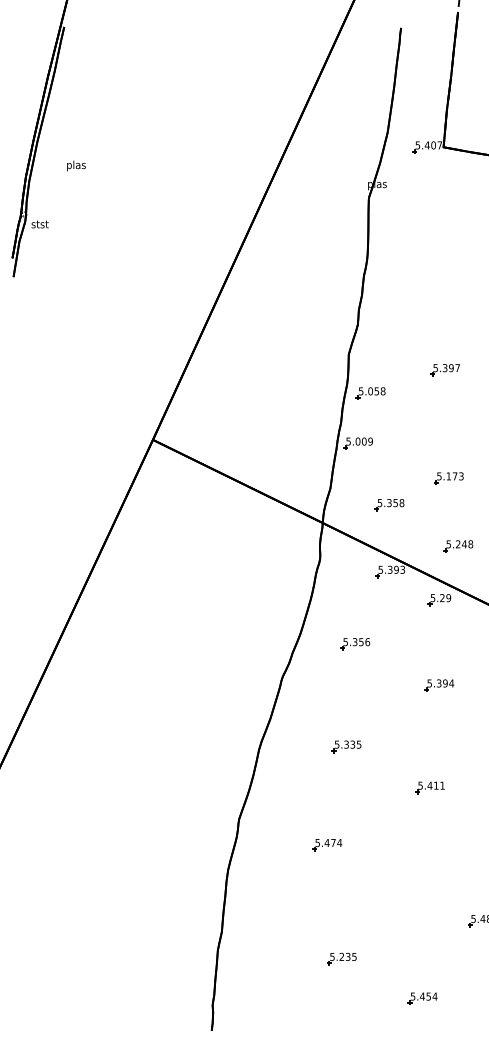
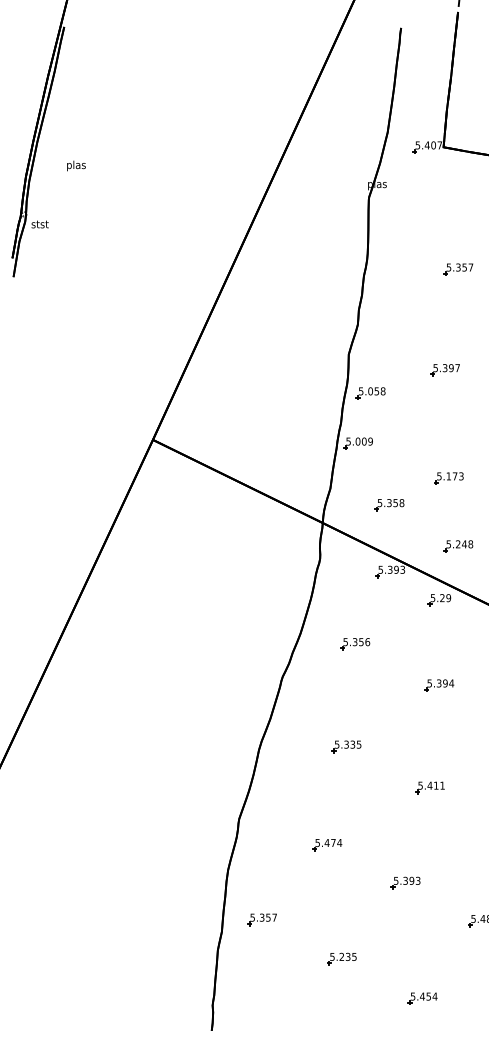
part: none -> present (458, 269)
part: none -> present (405, 882)
part: none -> present (261, 919)
